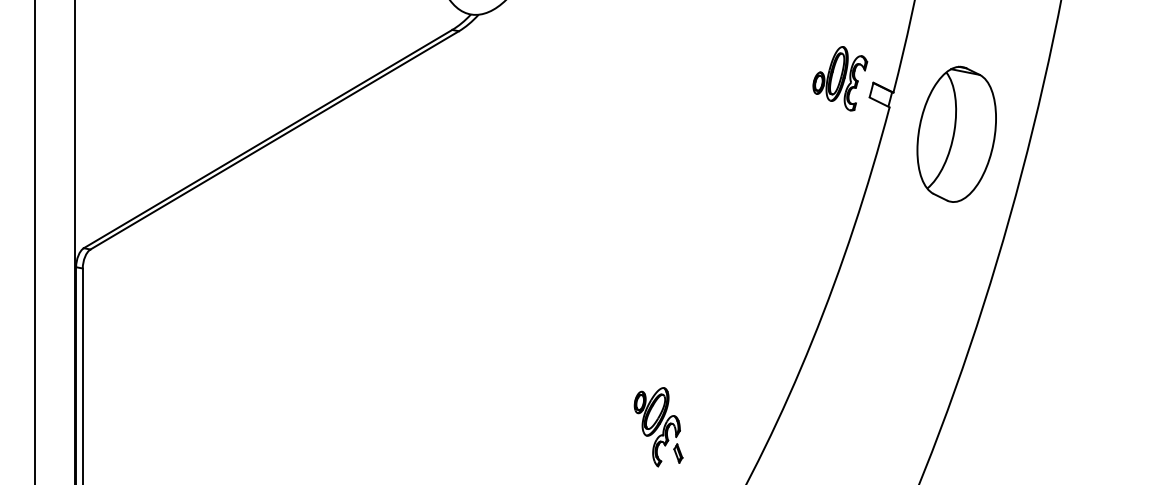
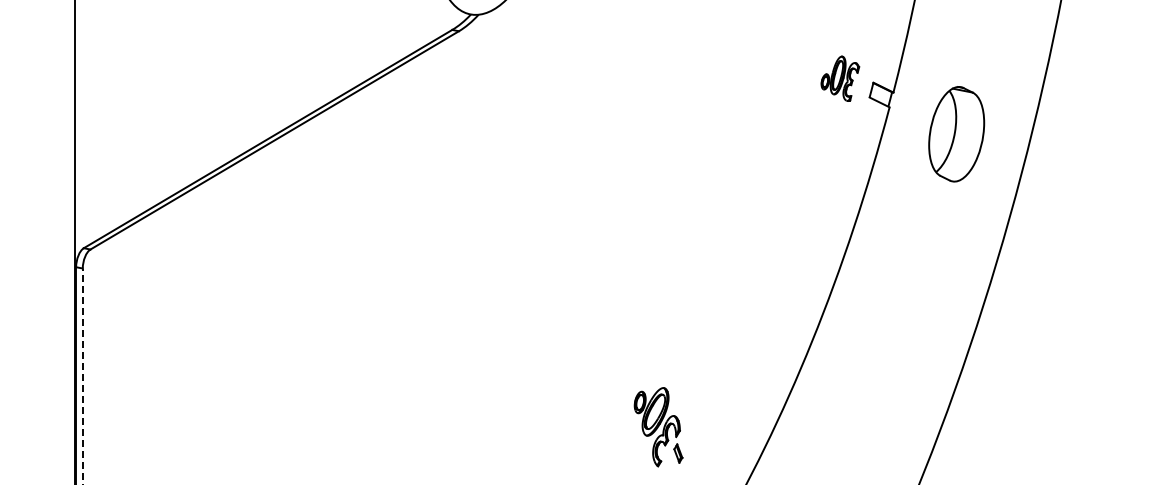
part size: 57x66 px -> 41x47 px (840, 78)
part size: 81x138 px -> 58x97 px (956, 134)
line: present -> none (35, 241)
line: solid -> dashed (82, 376)
